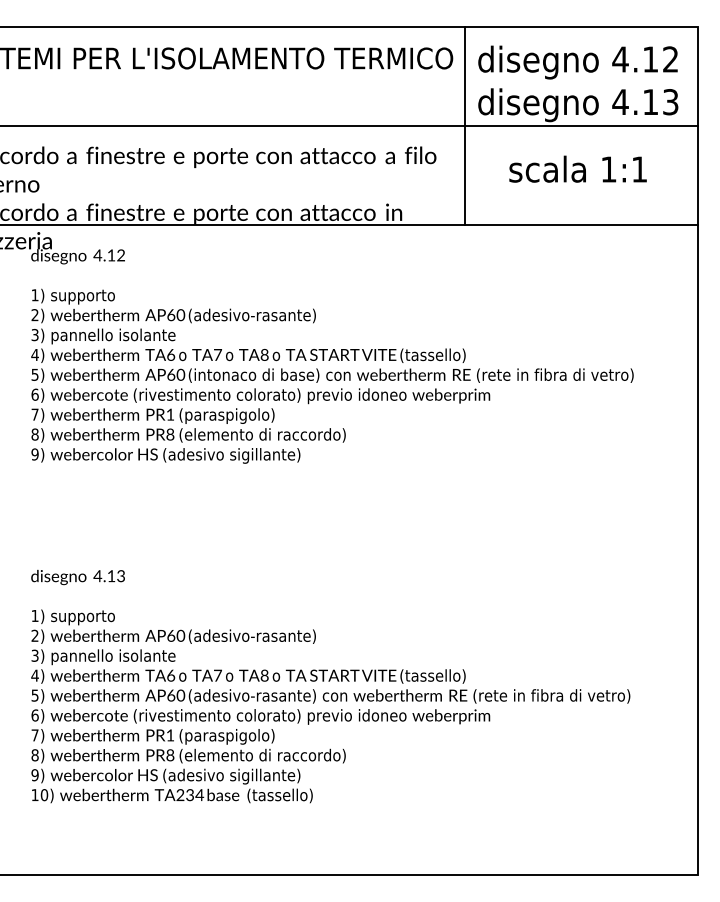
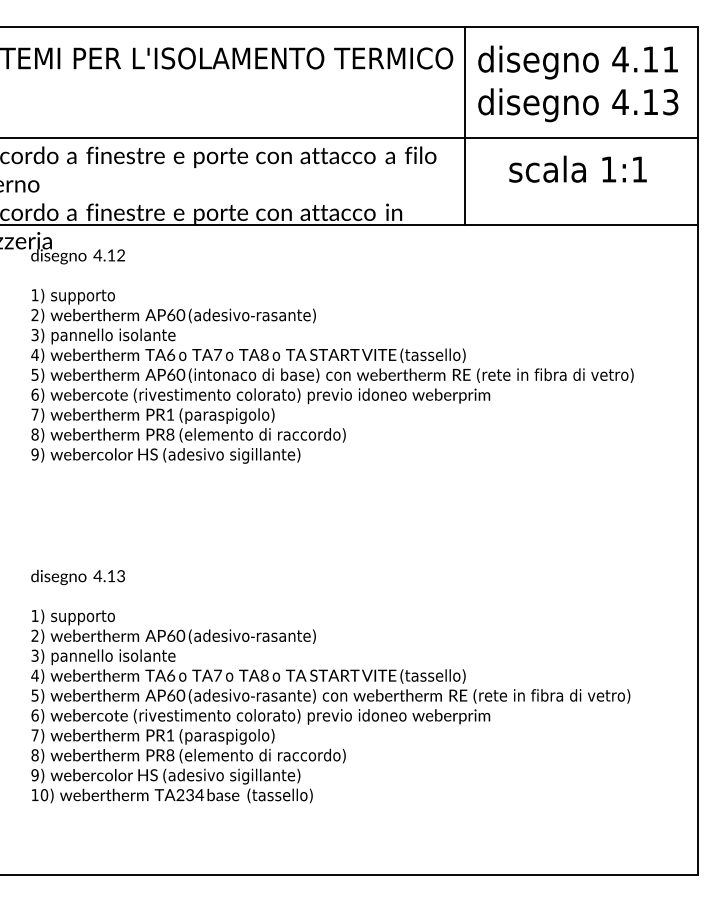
text: 4.12 -> 4.11 (670, 59)
line position: (350, 126) -> (350, 138) (350, 138)
